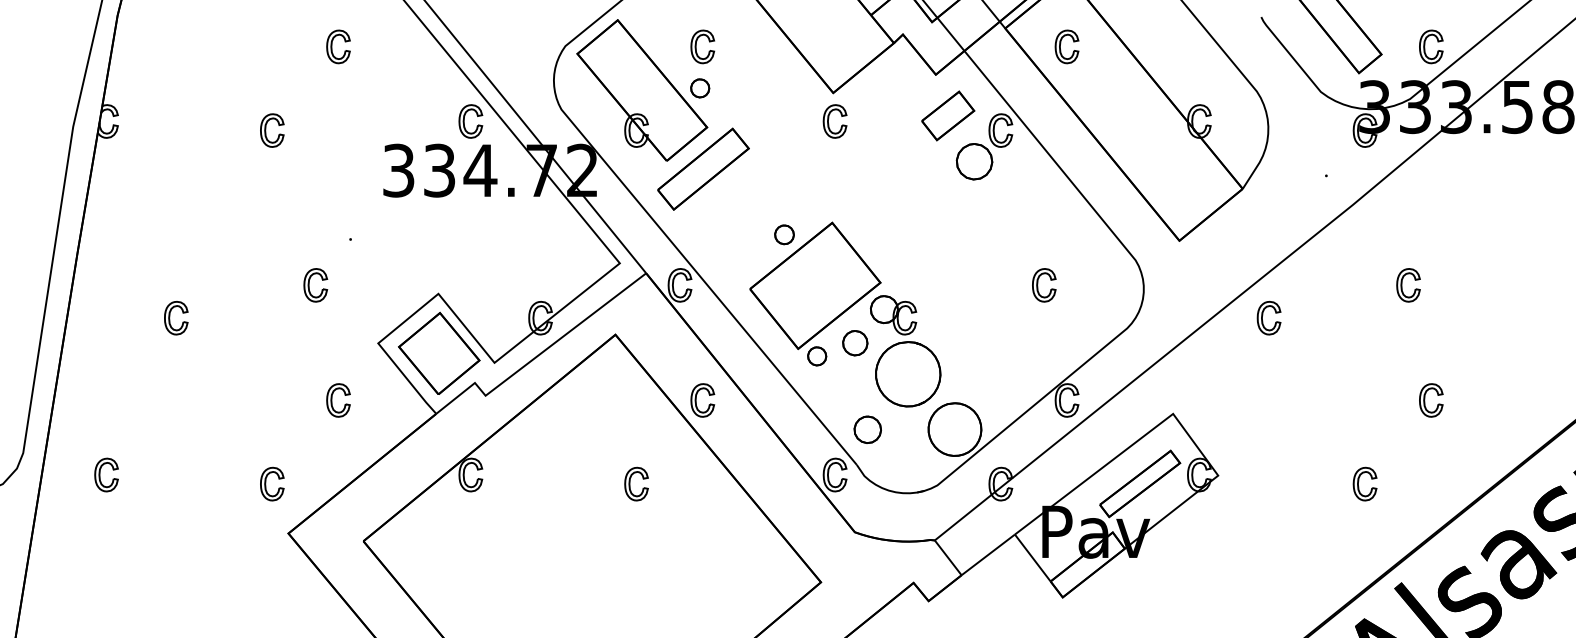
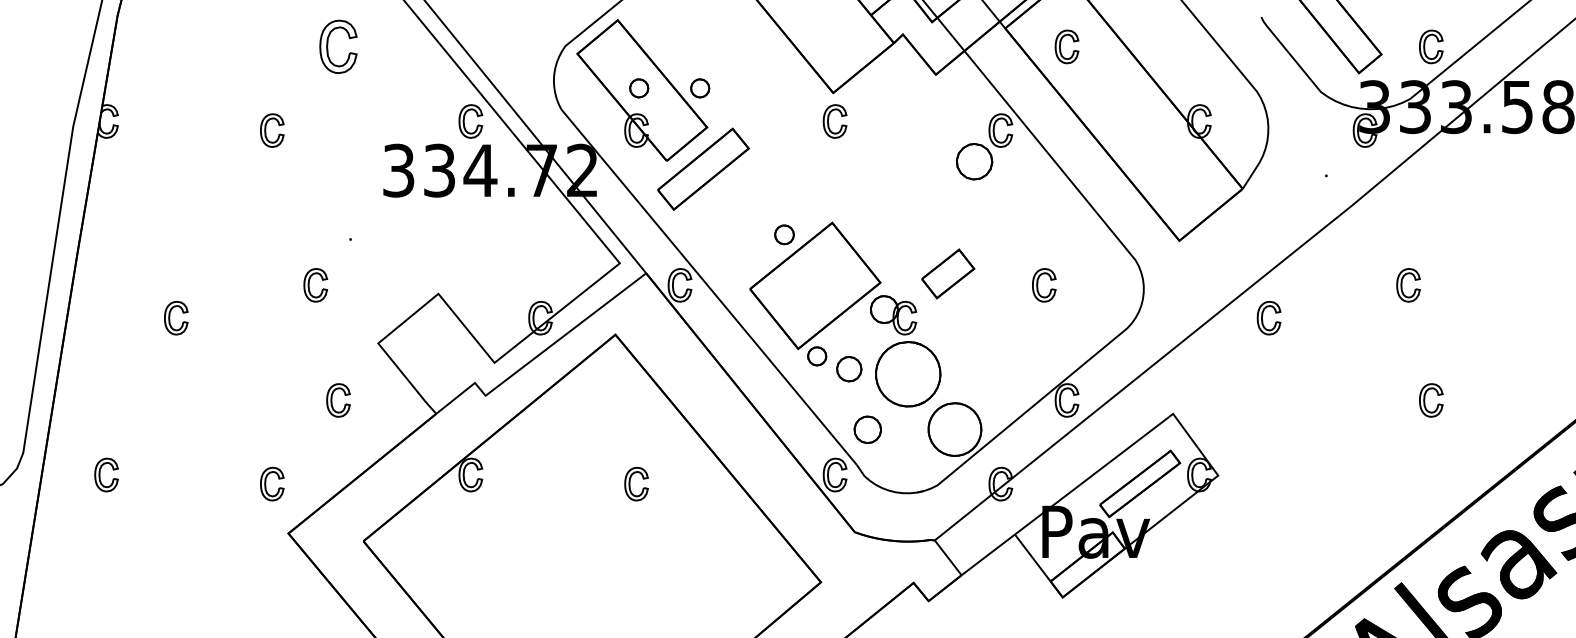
part size: 25x36 px -> 39x55 px (338, 46)
part: present -> none (702, 46)
part: none -> present (639, 88)
part position: (948, 115) -> (948, 273) (948, 273)
part position: (855, 343) -> (849, 369) (849, 369)
part: present -> none (439, 352)
part: present -> none (702, 400)
part: present -> none (1364, 483)
